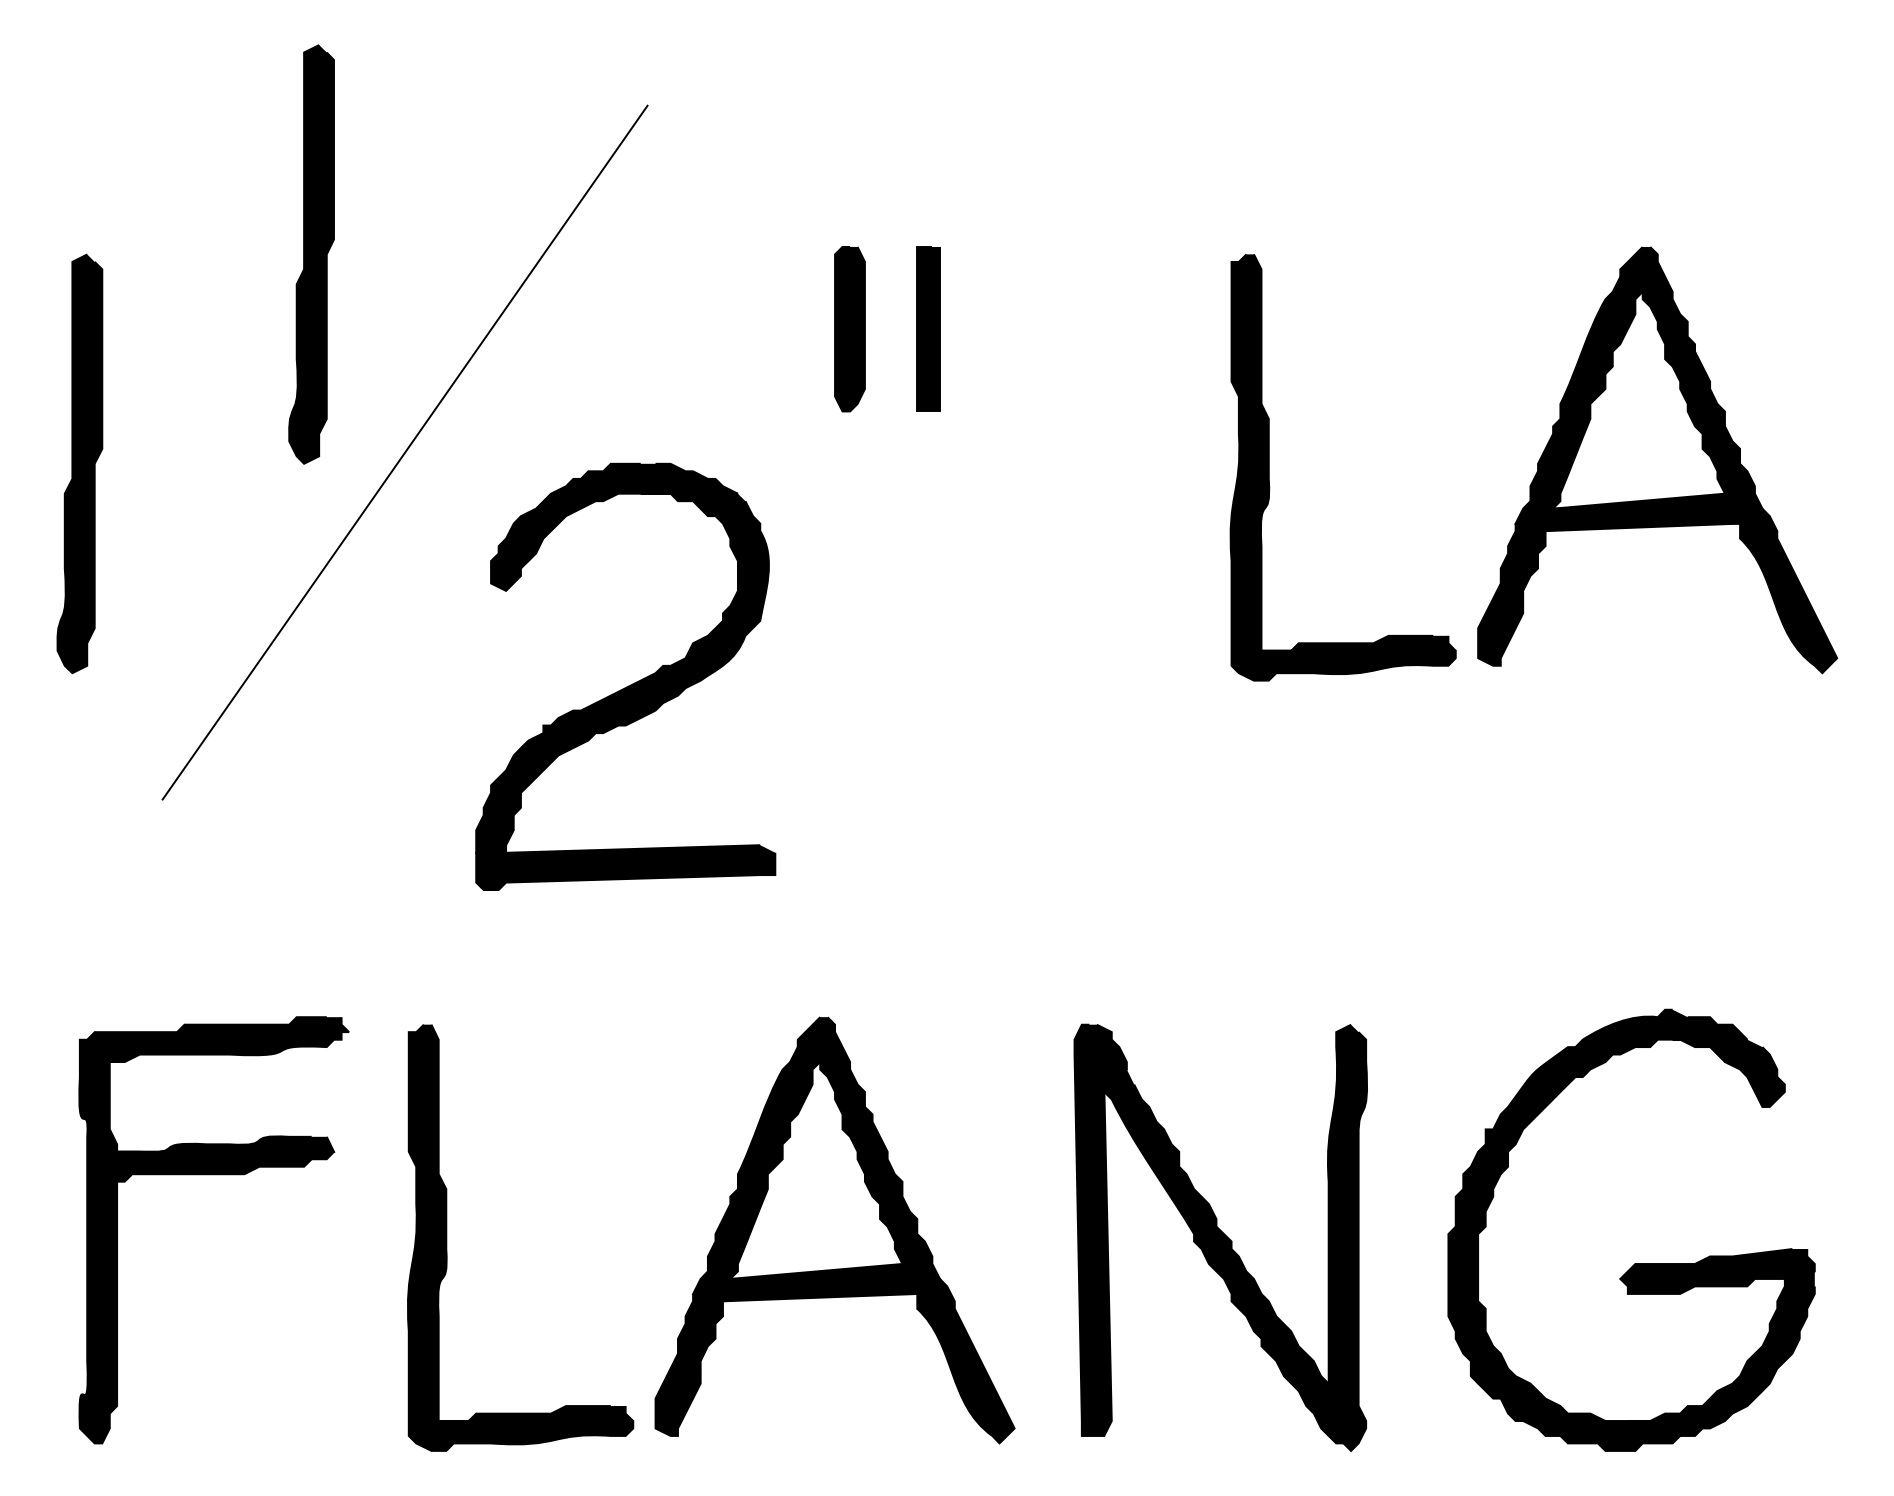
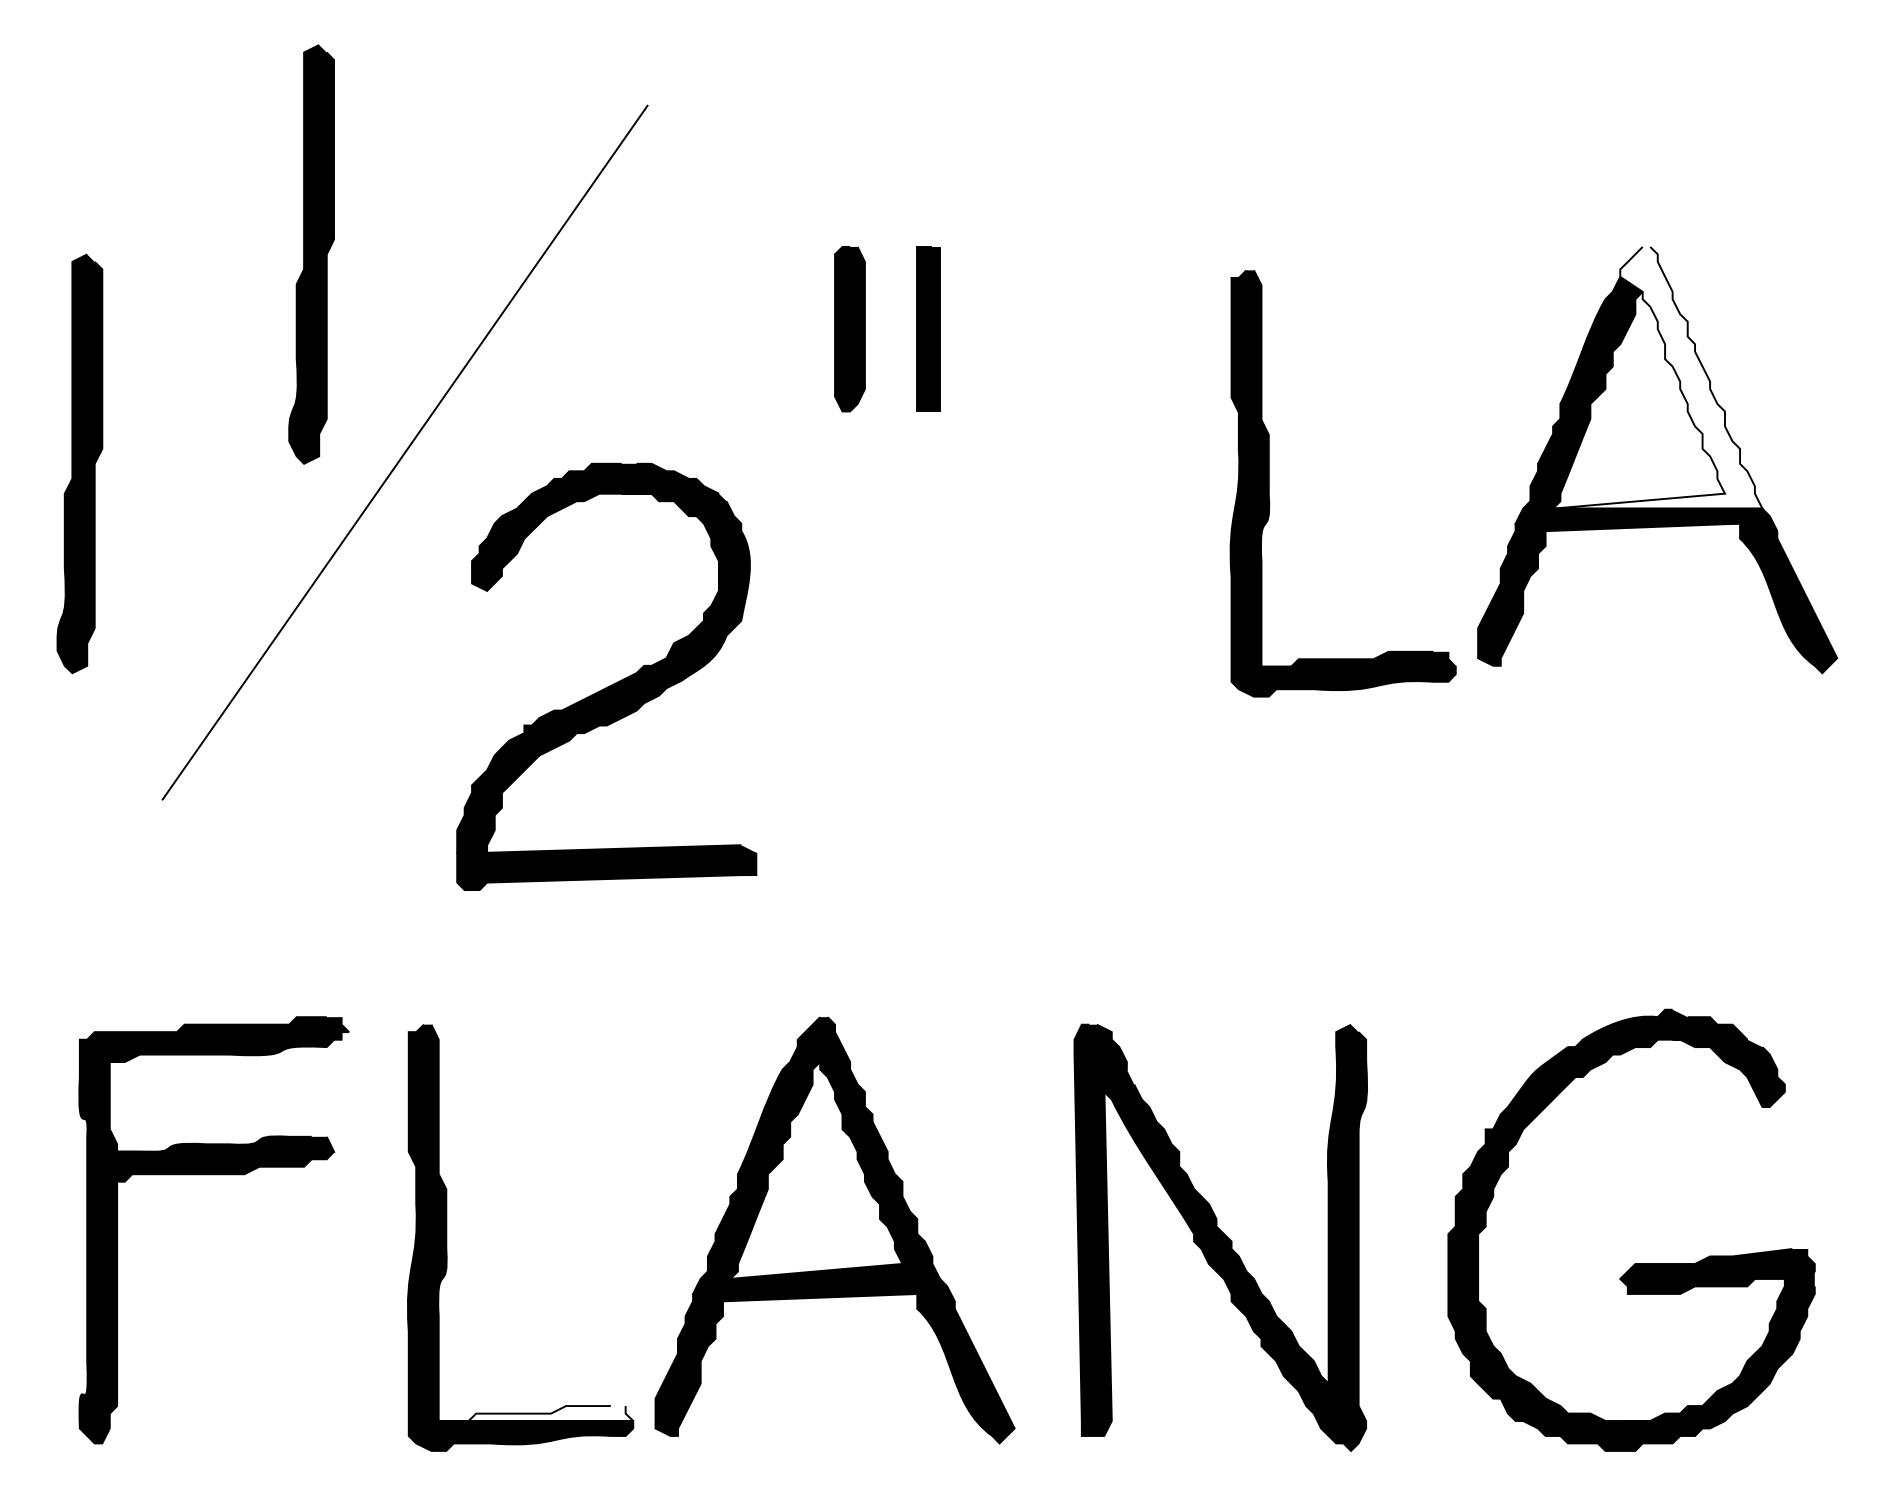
fill: present -> none (1657, 377)
part position: (1269, 467) -> (1269, 483) (1269, 483)
part position: (630, 684) -> (611, 684) (611, 684)
fill: present -> none (535, 1413)
